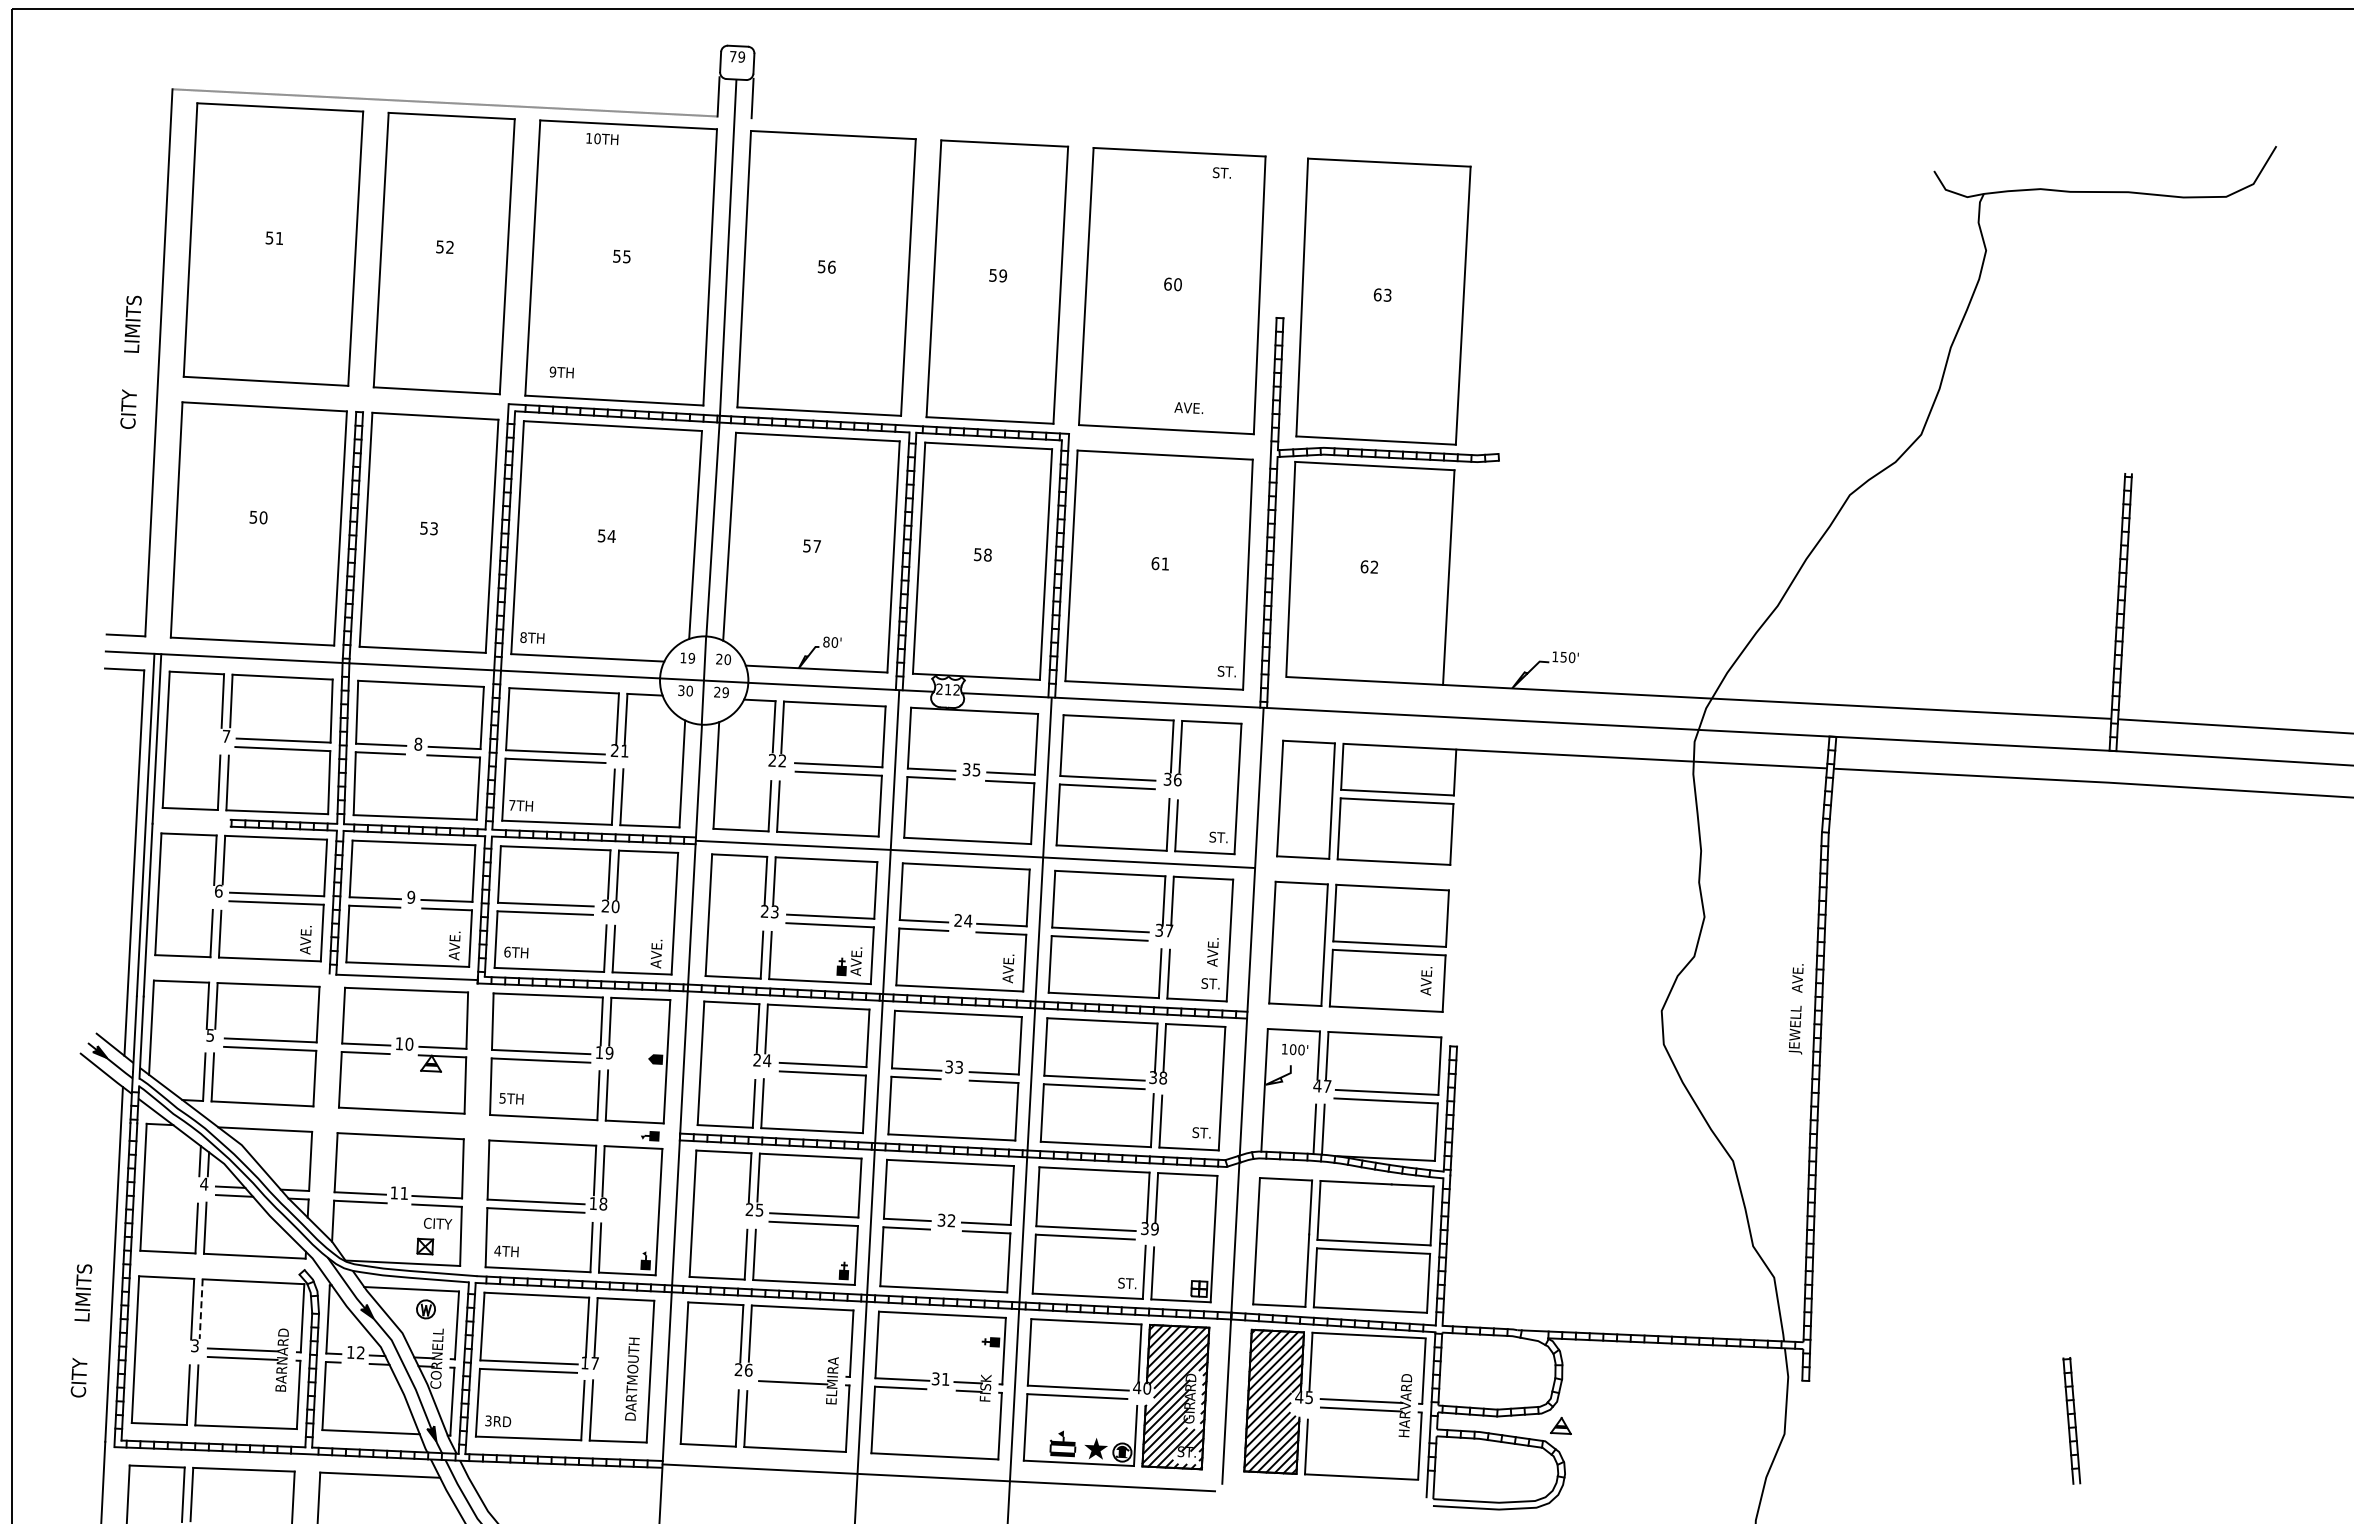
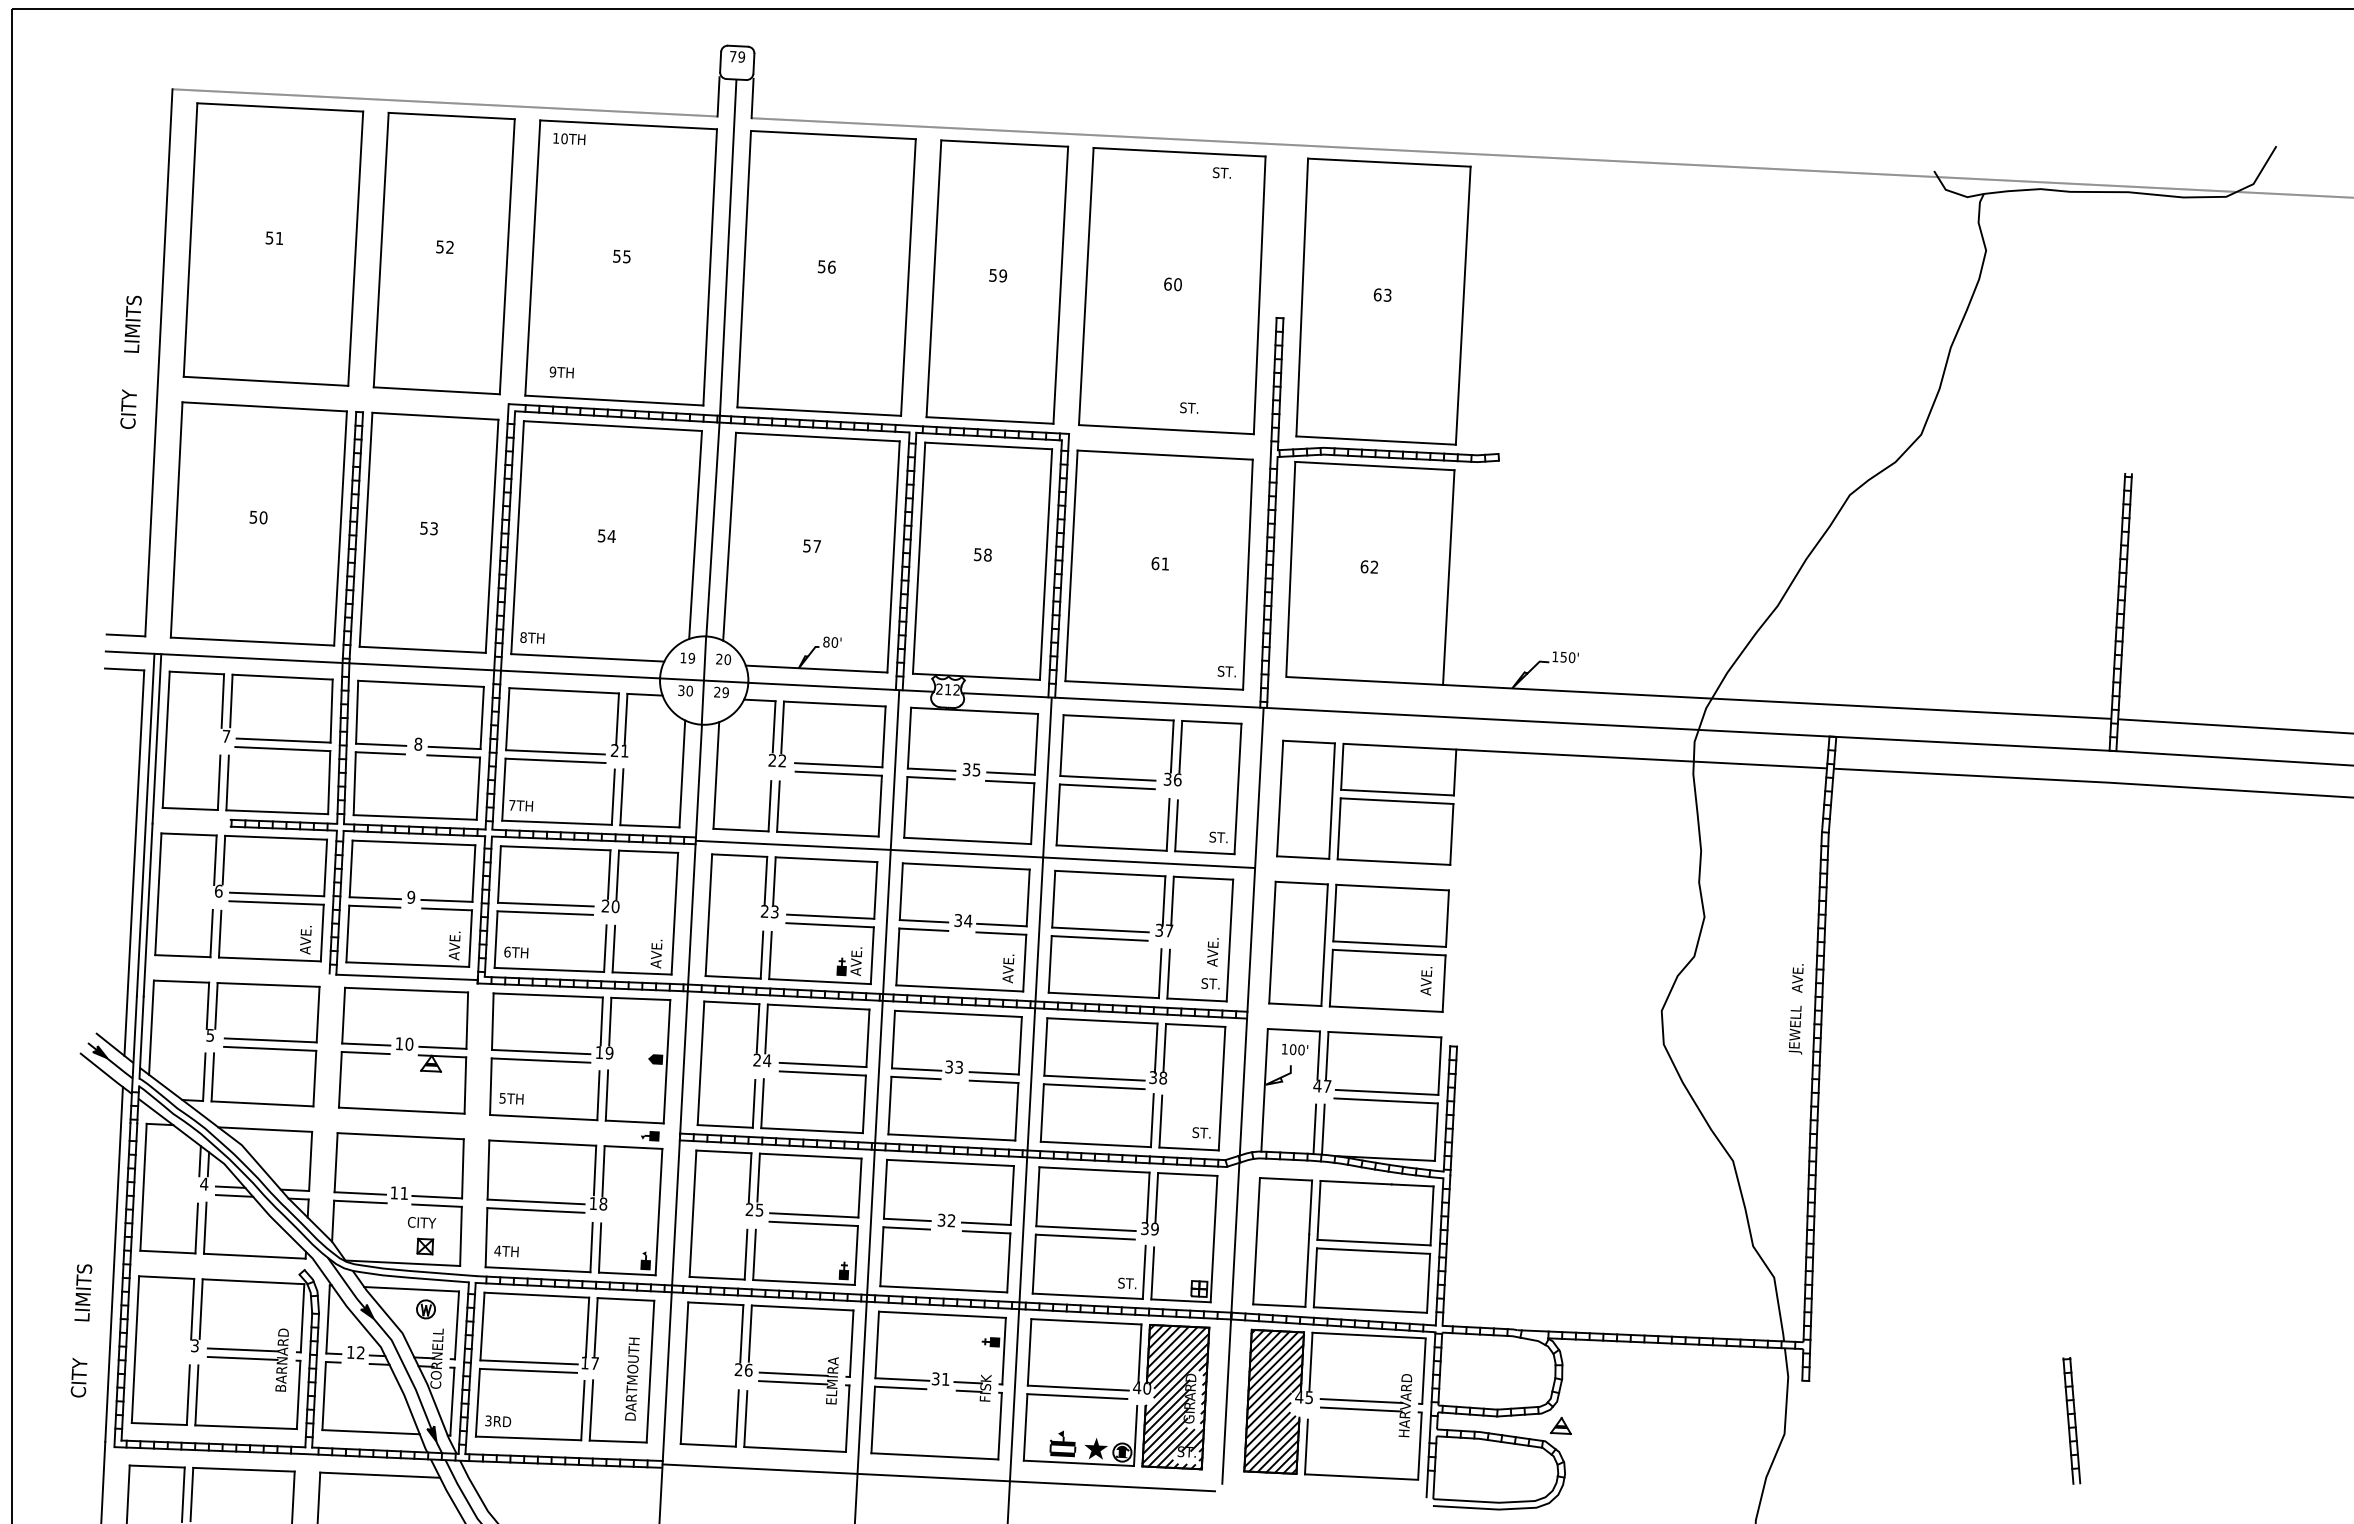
text position: (602, 139) -> (569, 139) (569, 139)
line: none -> present (1550, 157)
text: AVE. -> ST. (1188, 407)
text: 24 -> 34 (957, 920)
text position: (438, 1223) -> (422, 1222) (422, 1222)
line: dashed -> solid (201, 1309)
line: none -> present (793, 1373)
